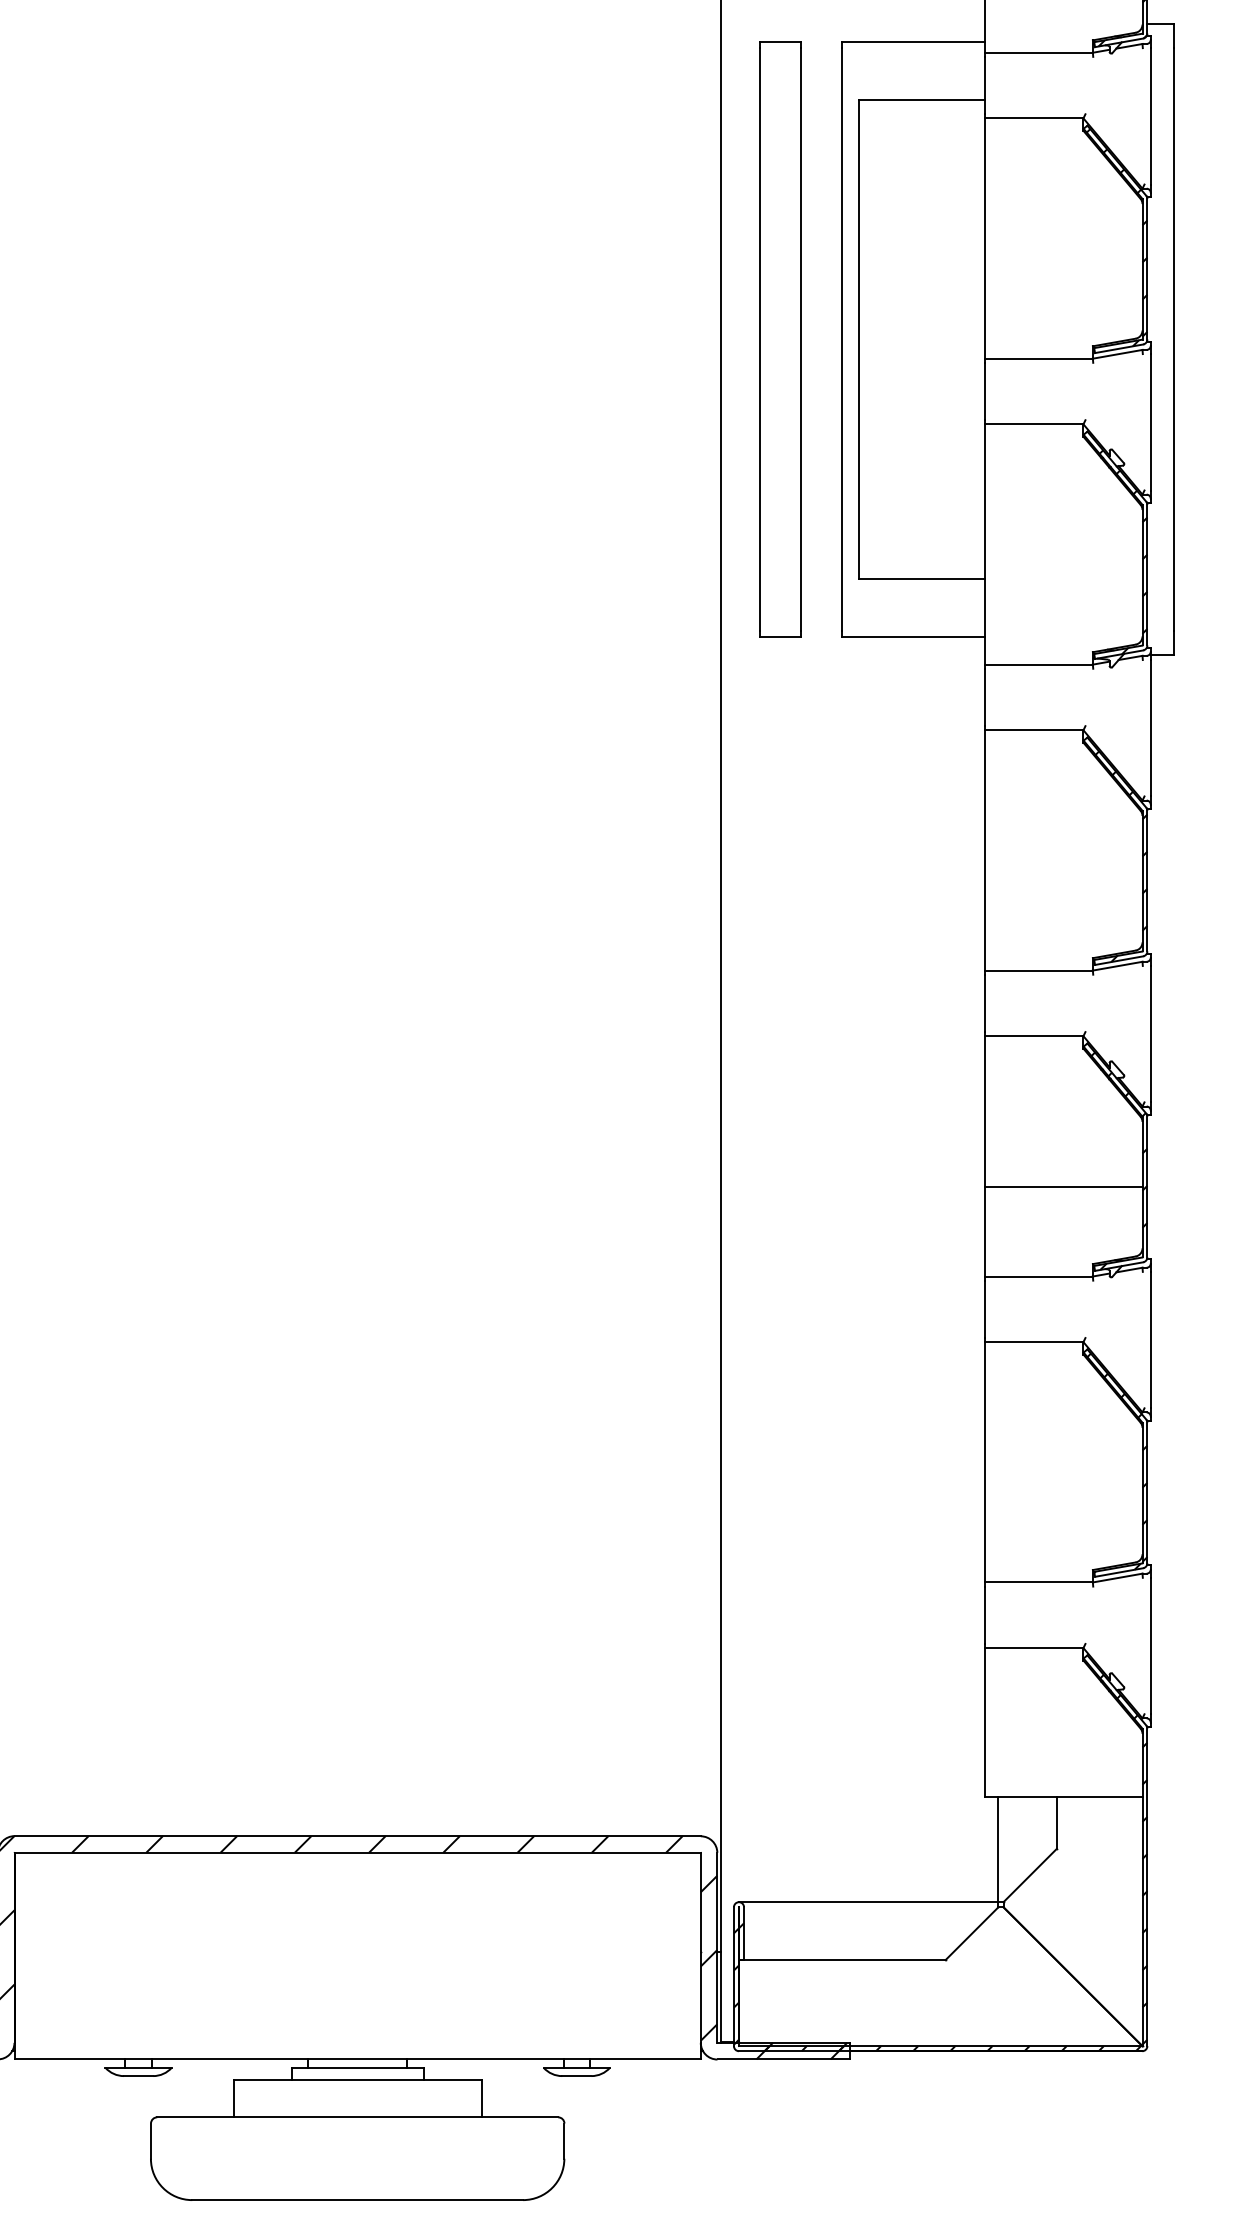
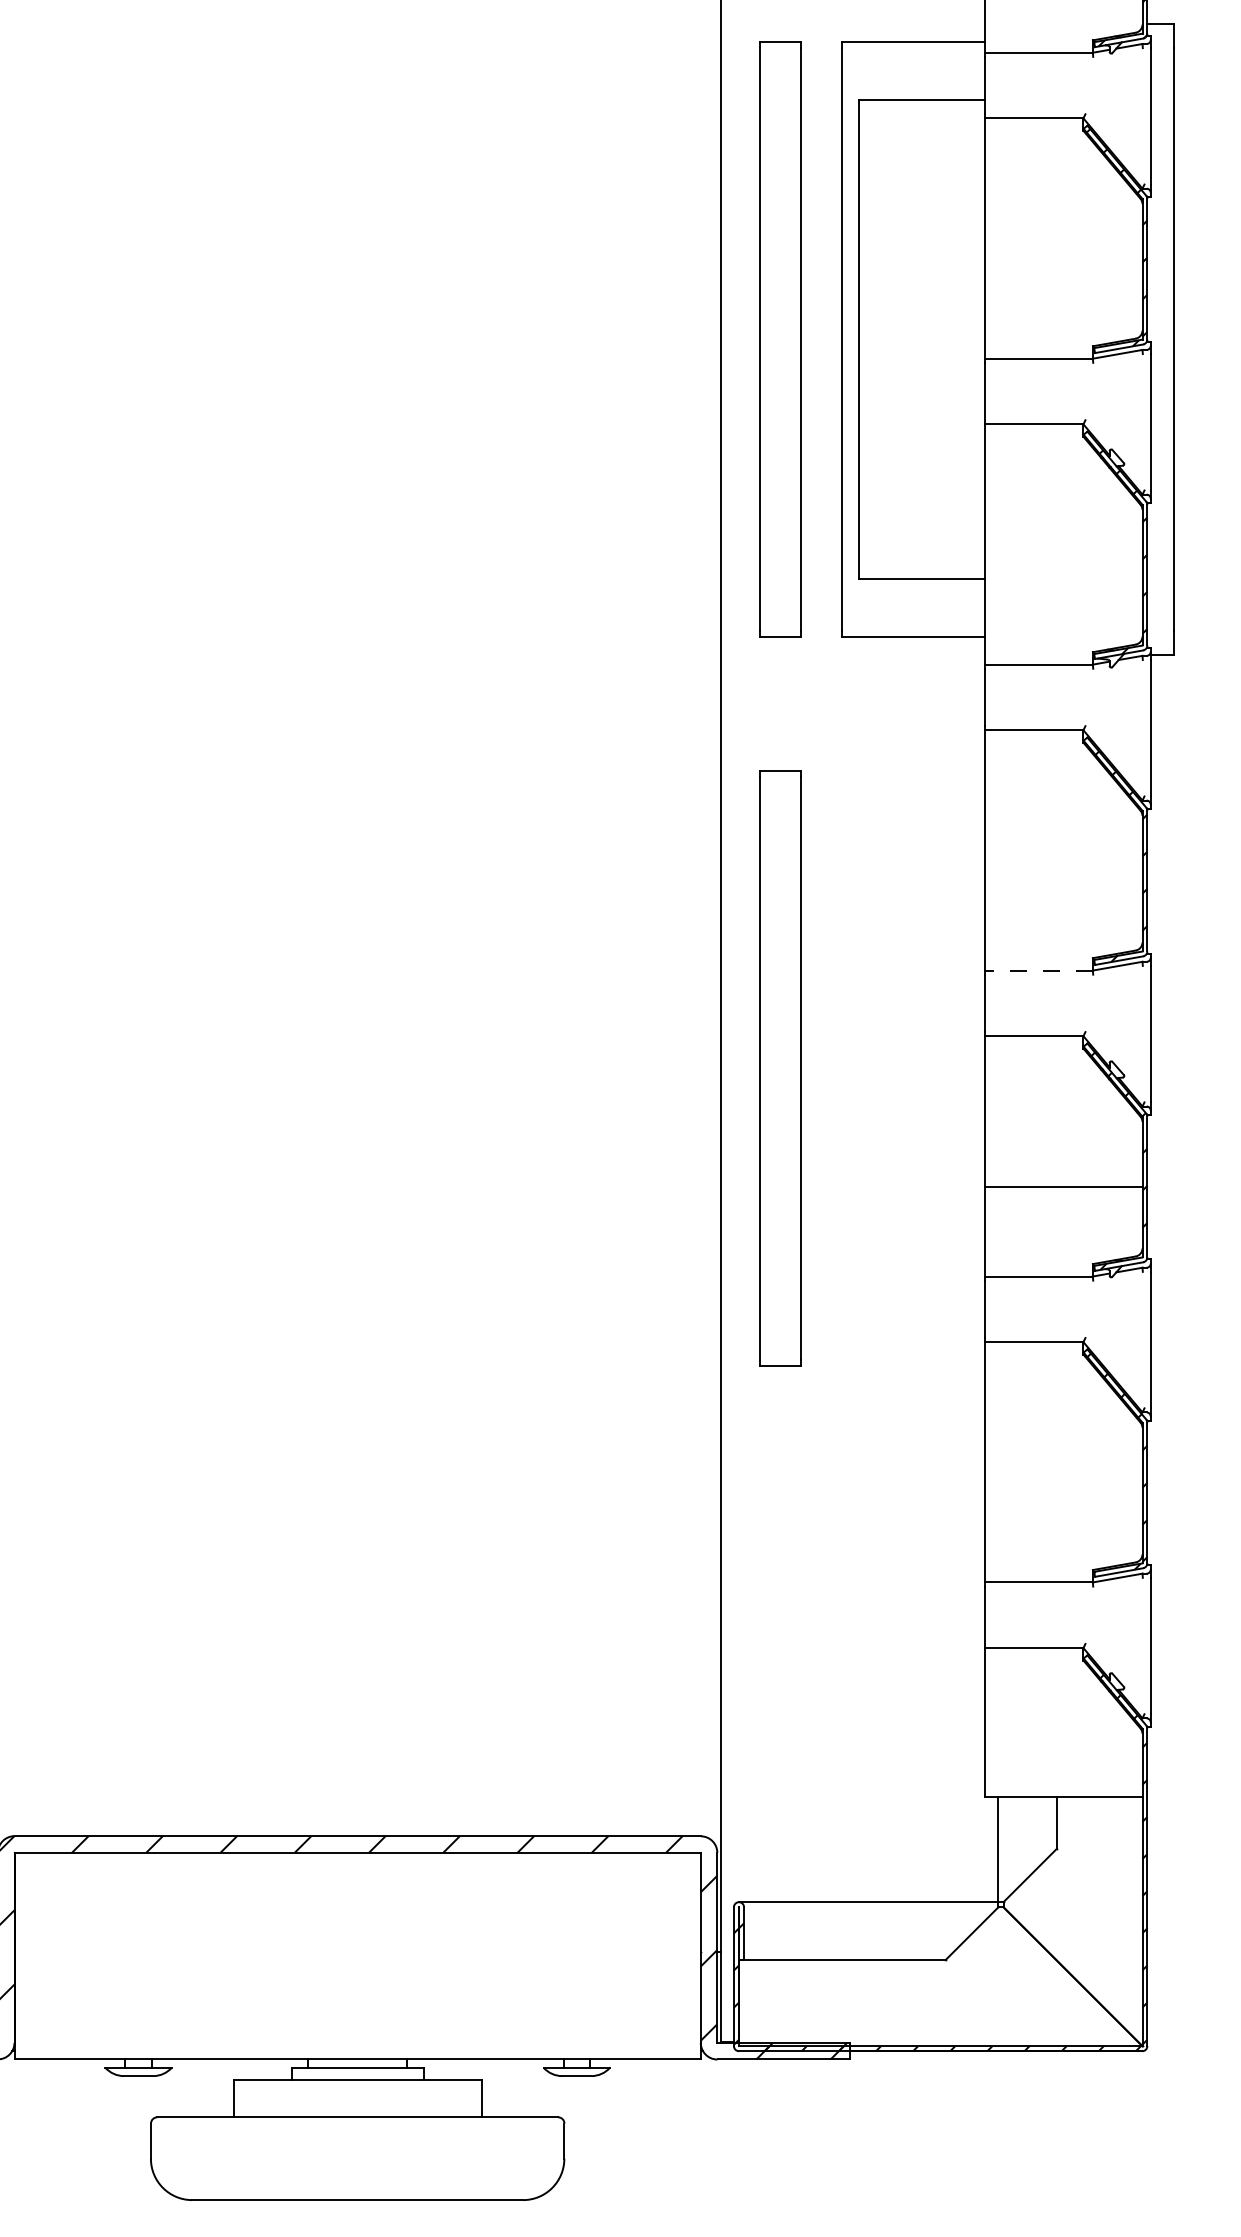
line: solid -> dashed (1039, 970)
part: none -> present (780, 1068)
